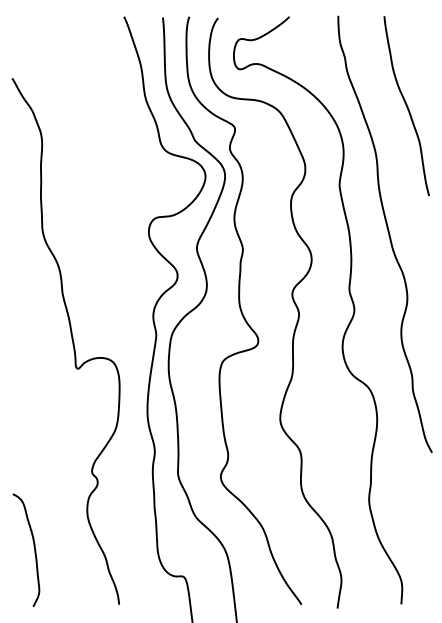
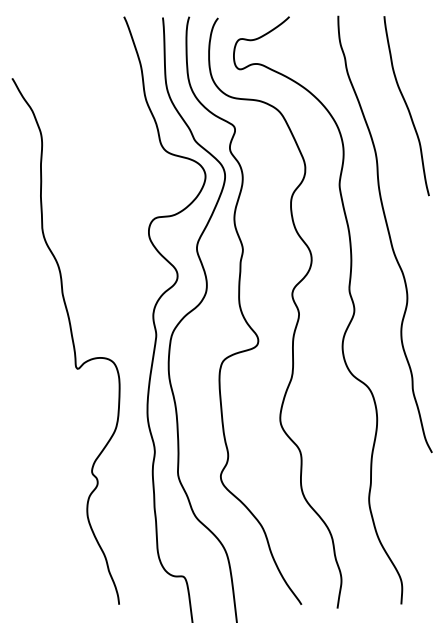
curve: present -> none (33, 547)
